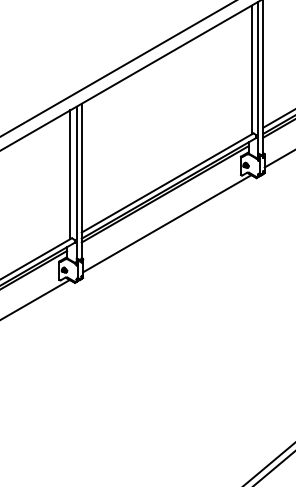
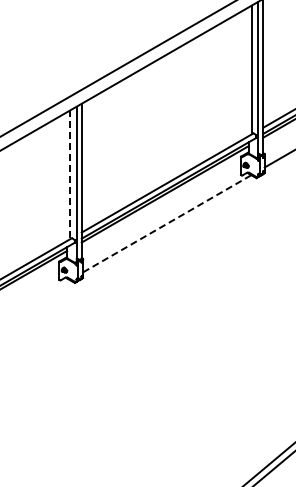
line: solid -> dashed (70, 175)
line: solid -> dashed (167, 223)
line: present -> none (35, 299)
